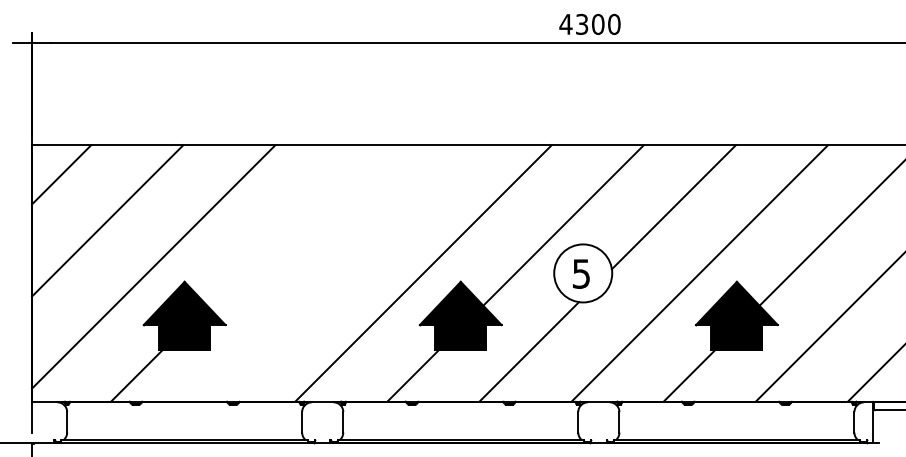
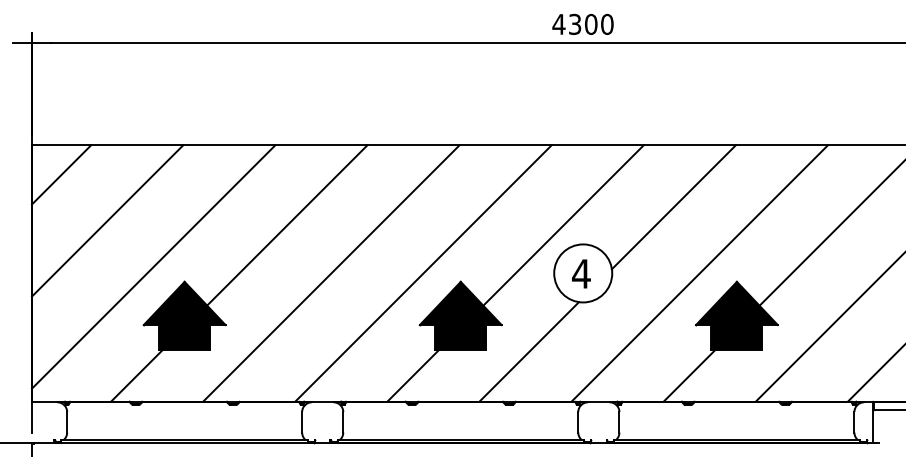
text position: (589, 23) -> (582, 23) (582, 23)
line: none -> present (287, 225)
line: none -> present (331, 273)
text: 5 -> 4 (581, 273)
